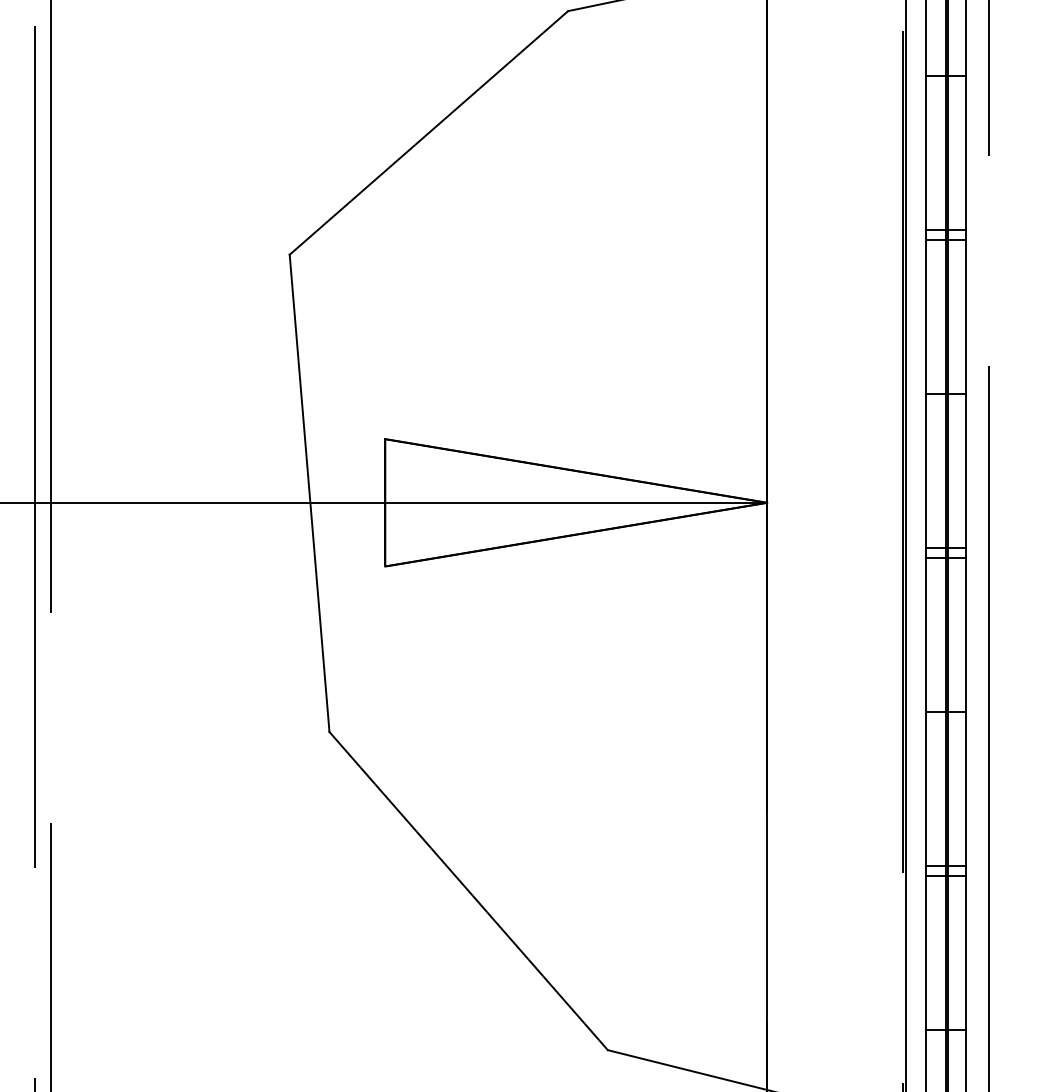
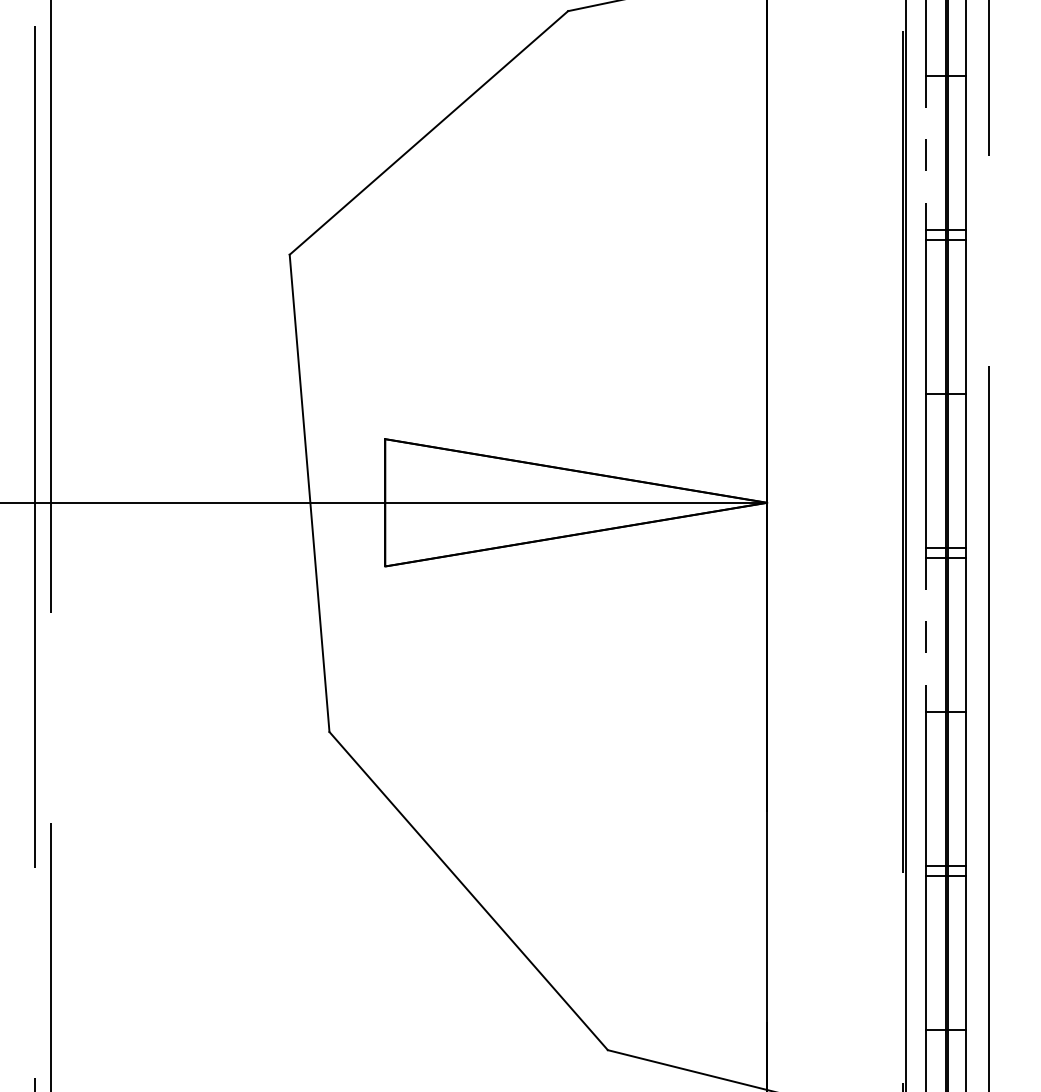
line: solid -> dashed (926, 153)
line: solid -> dashed (926, 635)
